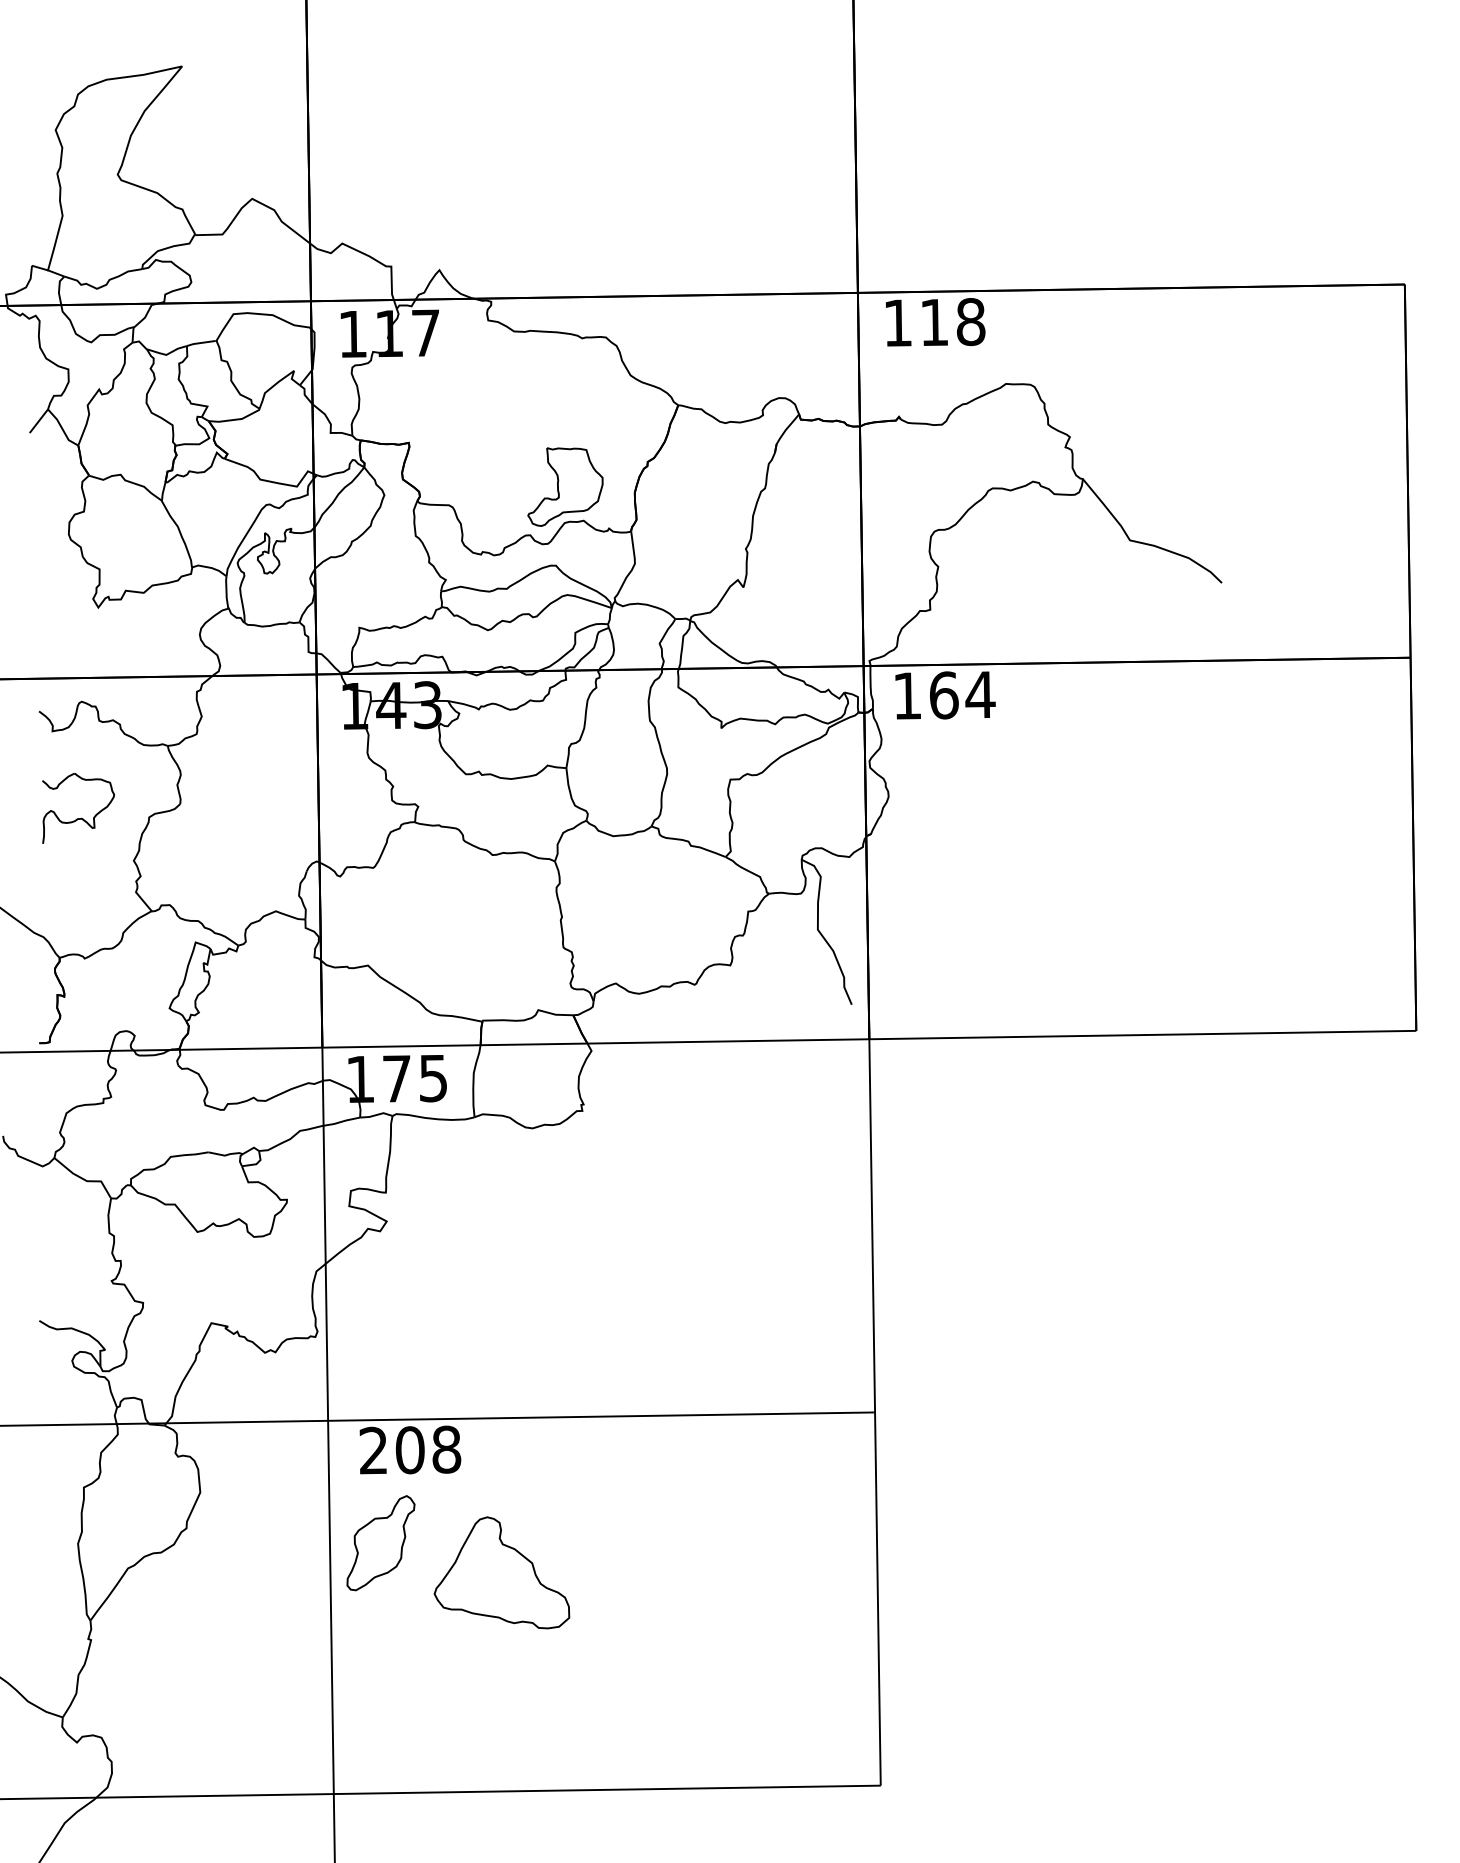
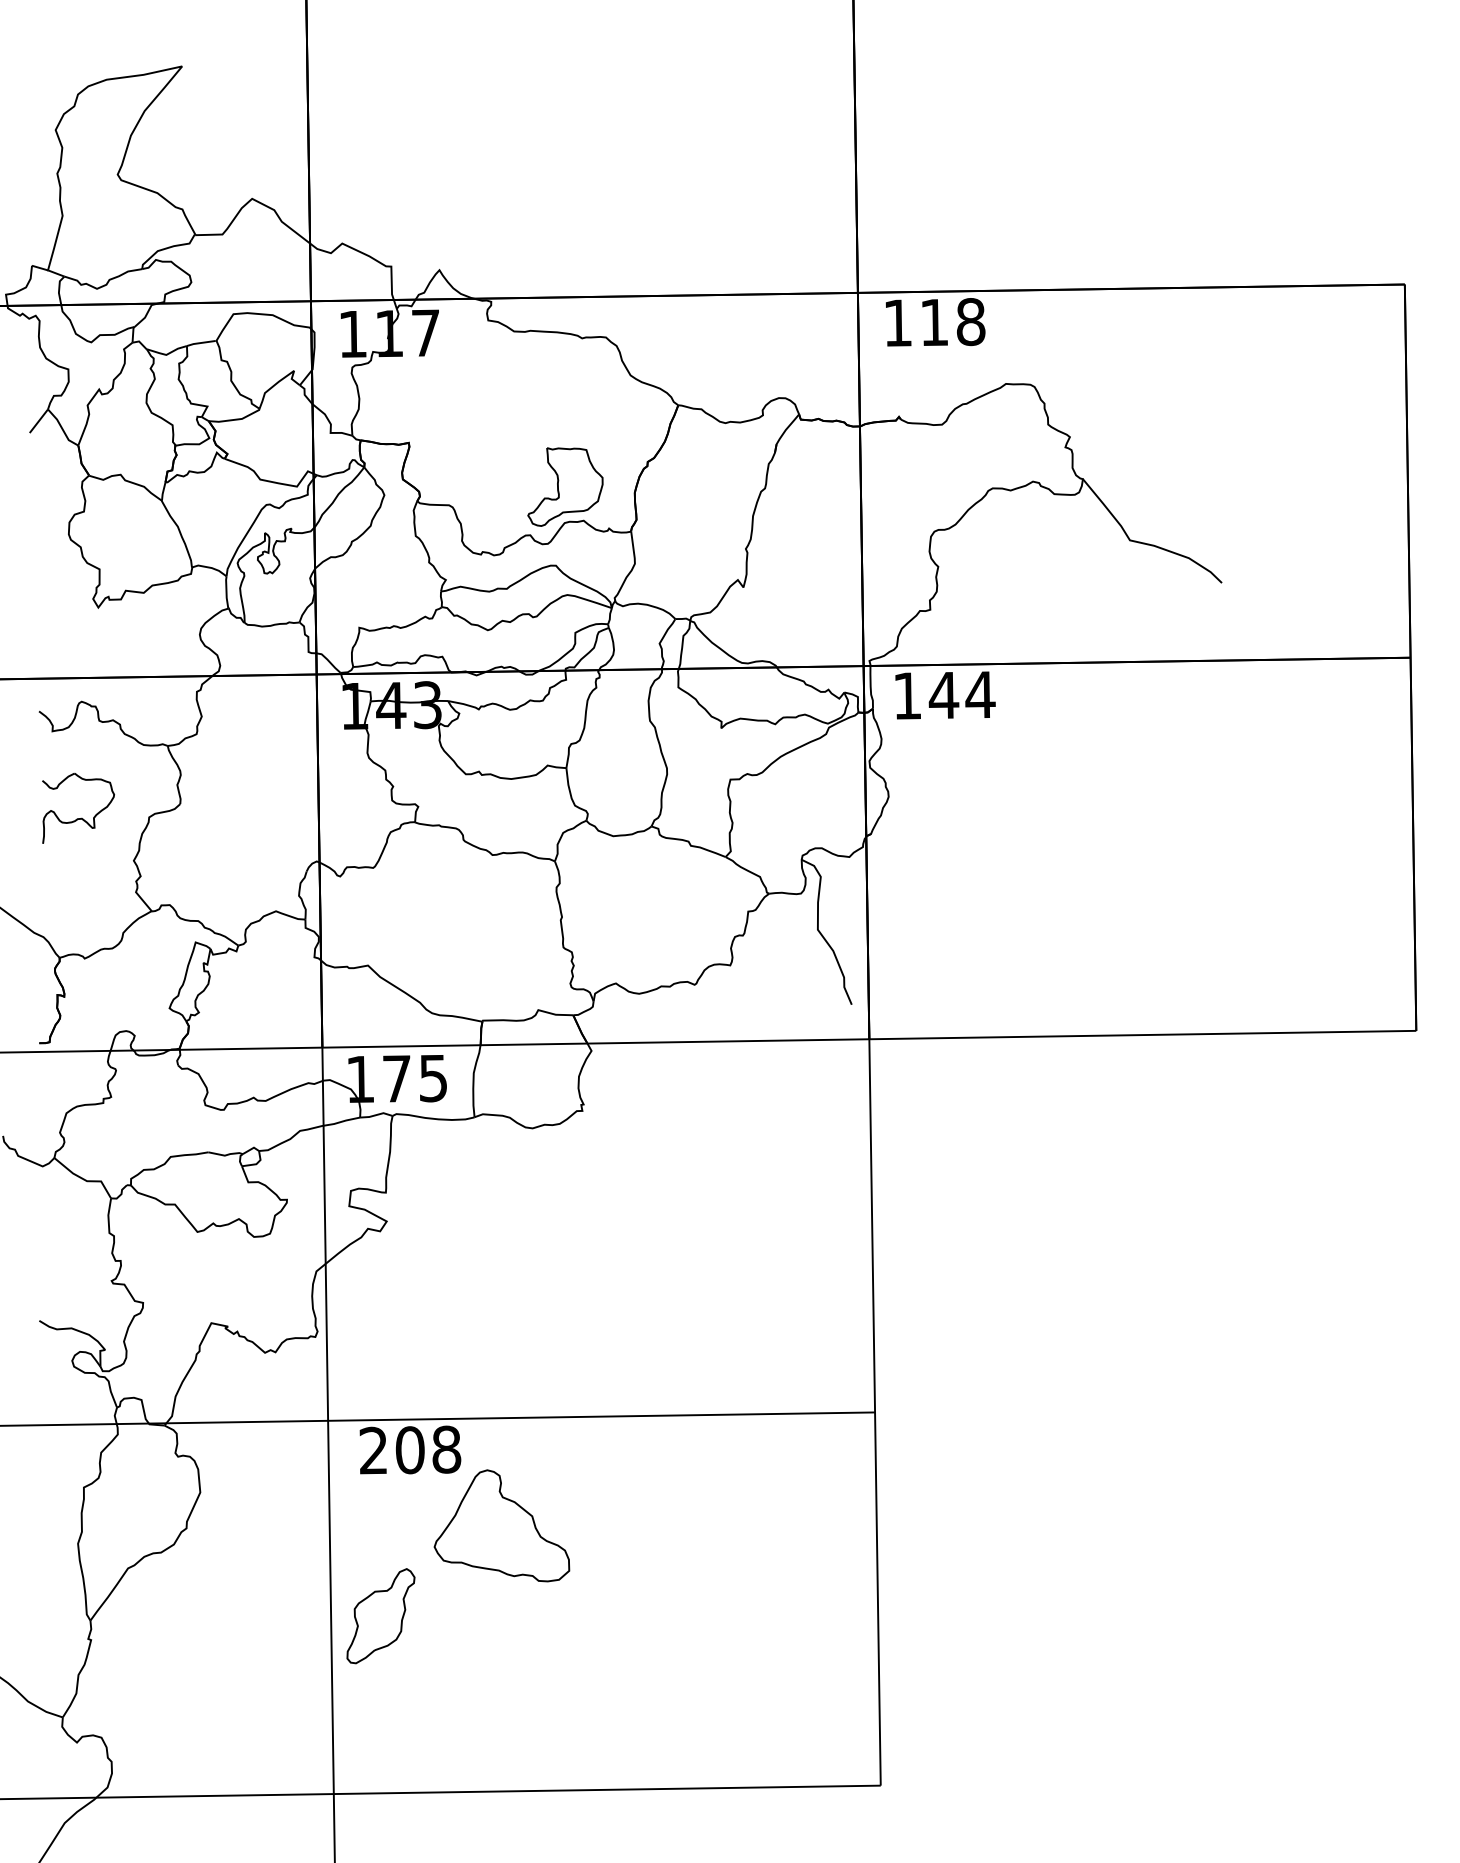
text: 164 -> 144 (943, 695)
part position: (380, 1543) -> (380, 1616) (380, 1616)
part position: (501, 1572) -> (501, 1525) (501, 1525)
